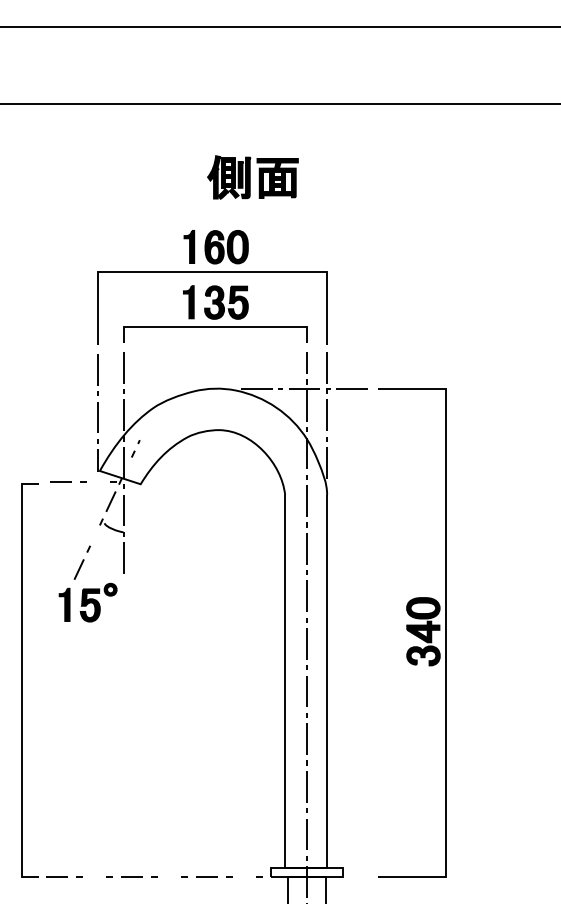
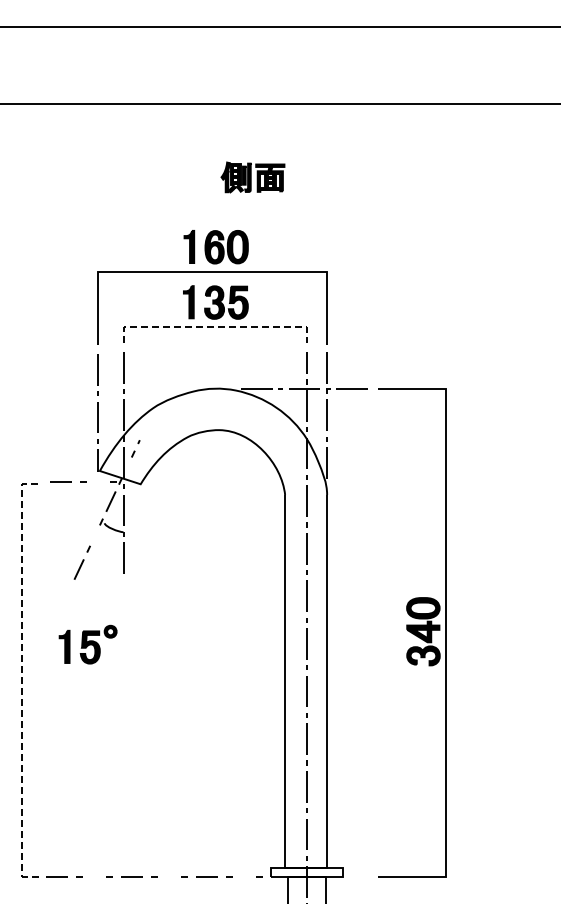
part size: 92x45 px -> 66x33 px (252, 177)
line: solid -> dashed (215, 327)
part position: (87, 602) -> (87, 644) (87, 644)
line: solid -> dashed (22, 680)
